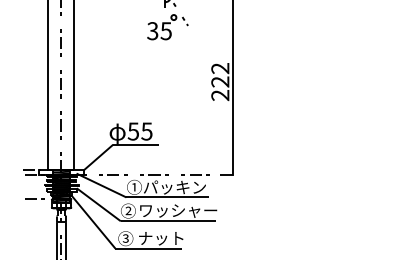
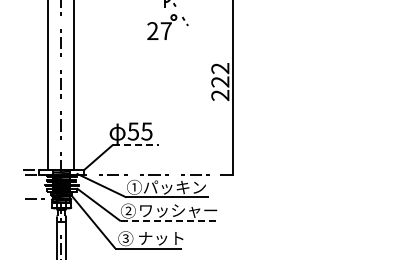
text: 35 -> 27 (159, 31)
line: solid -> dashed (136, 144)
line: solid -> dashed (168, 221)
